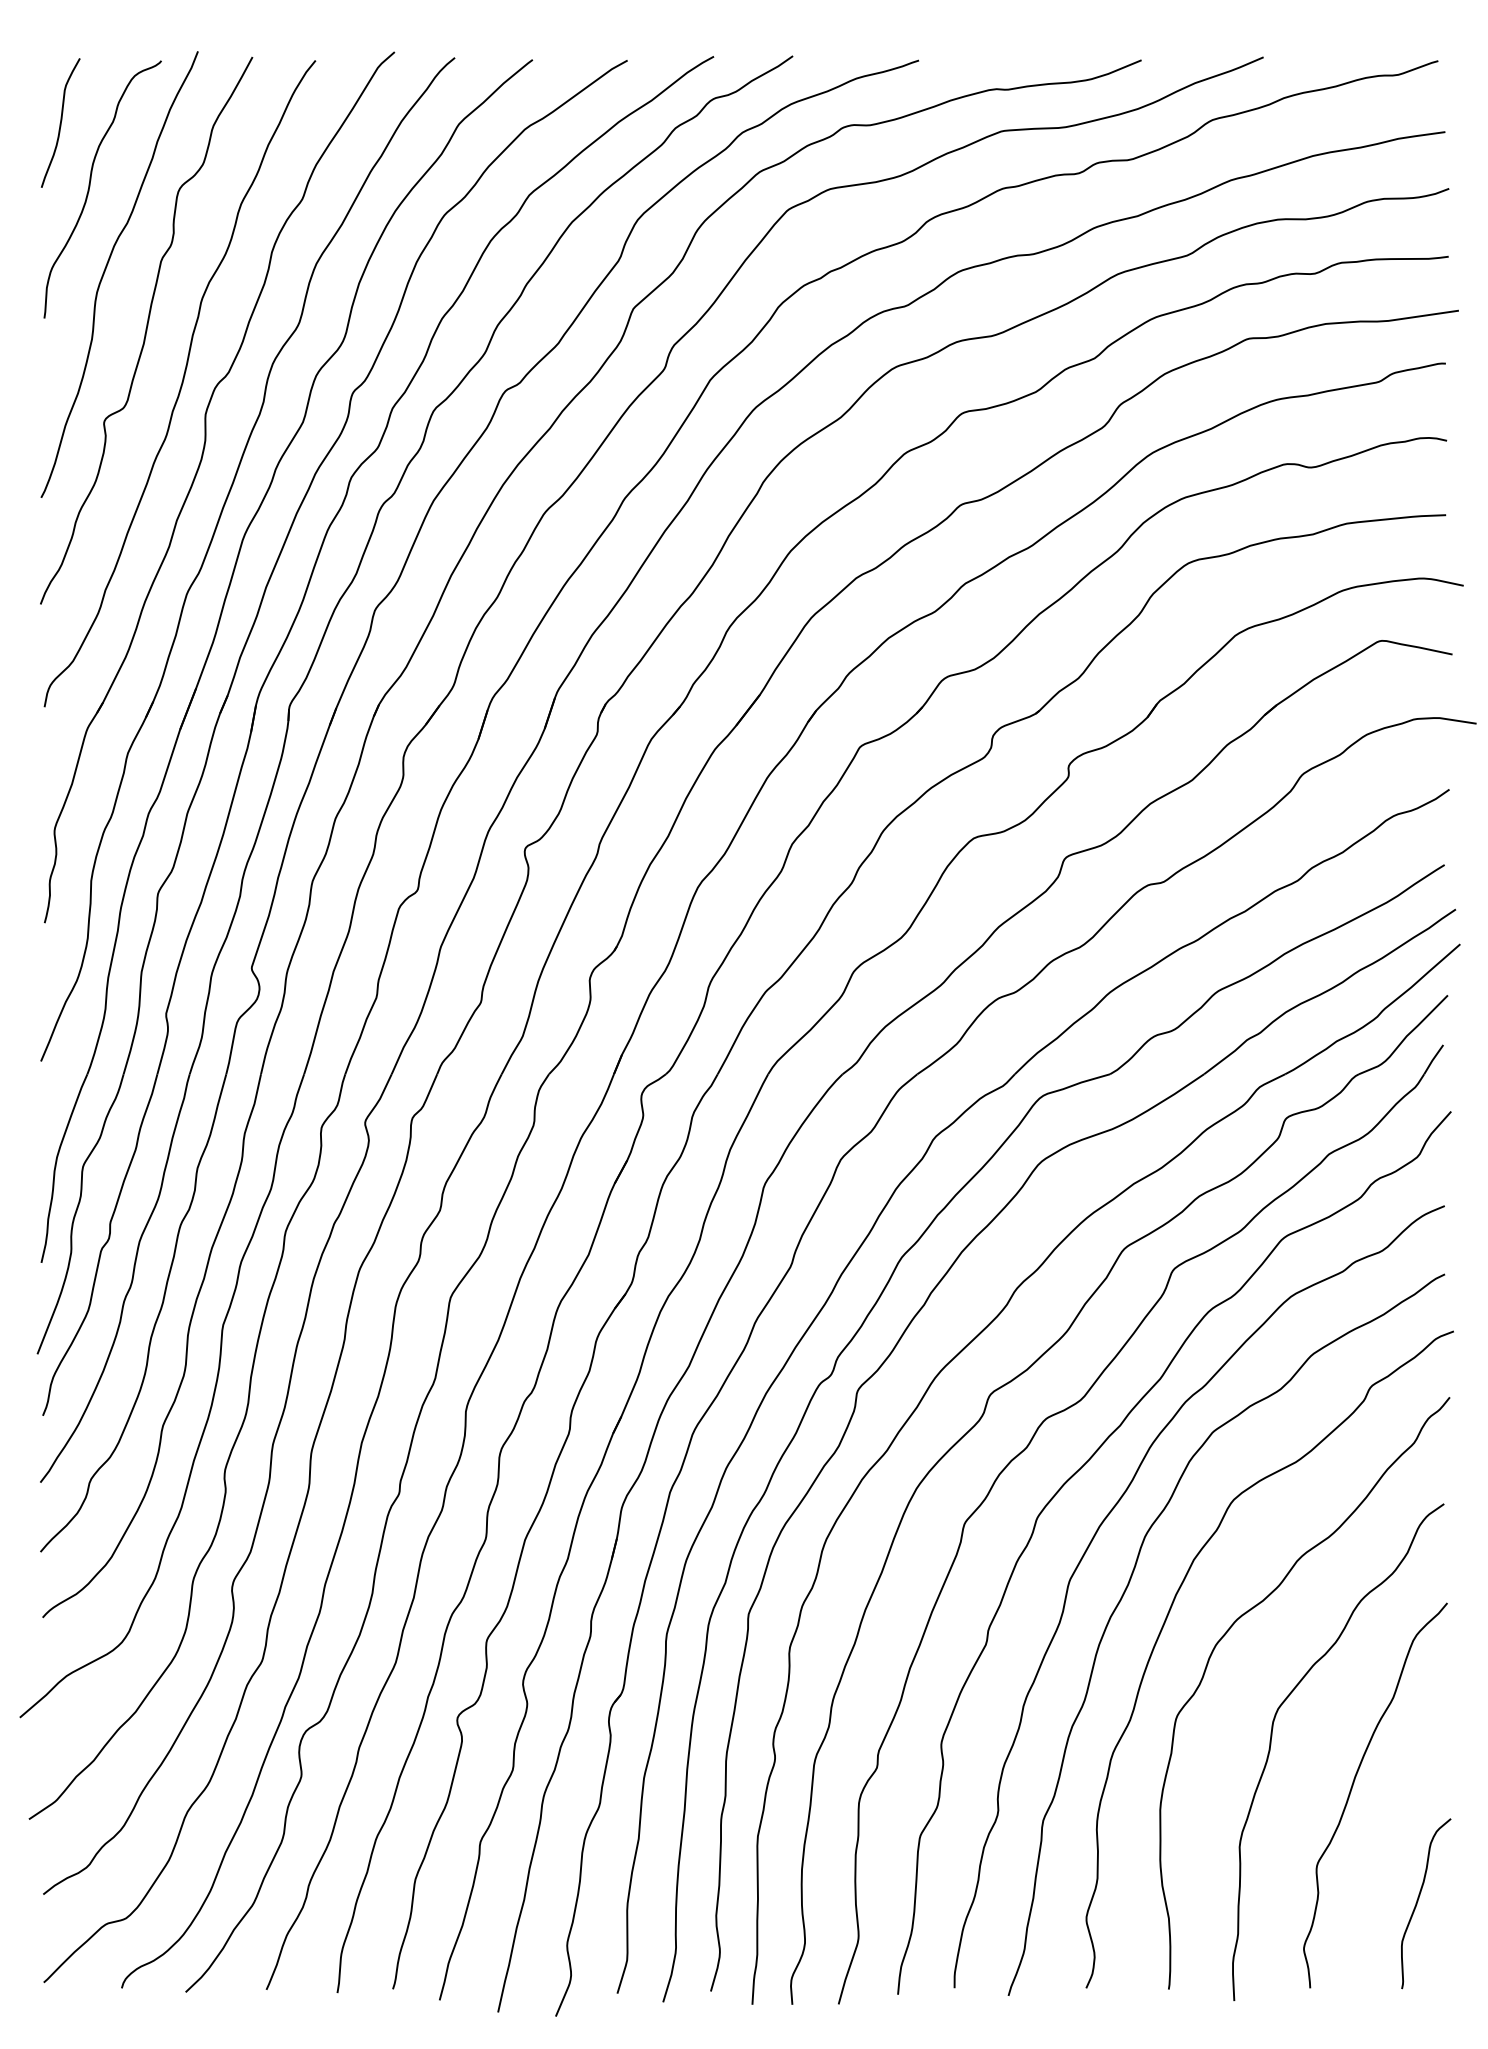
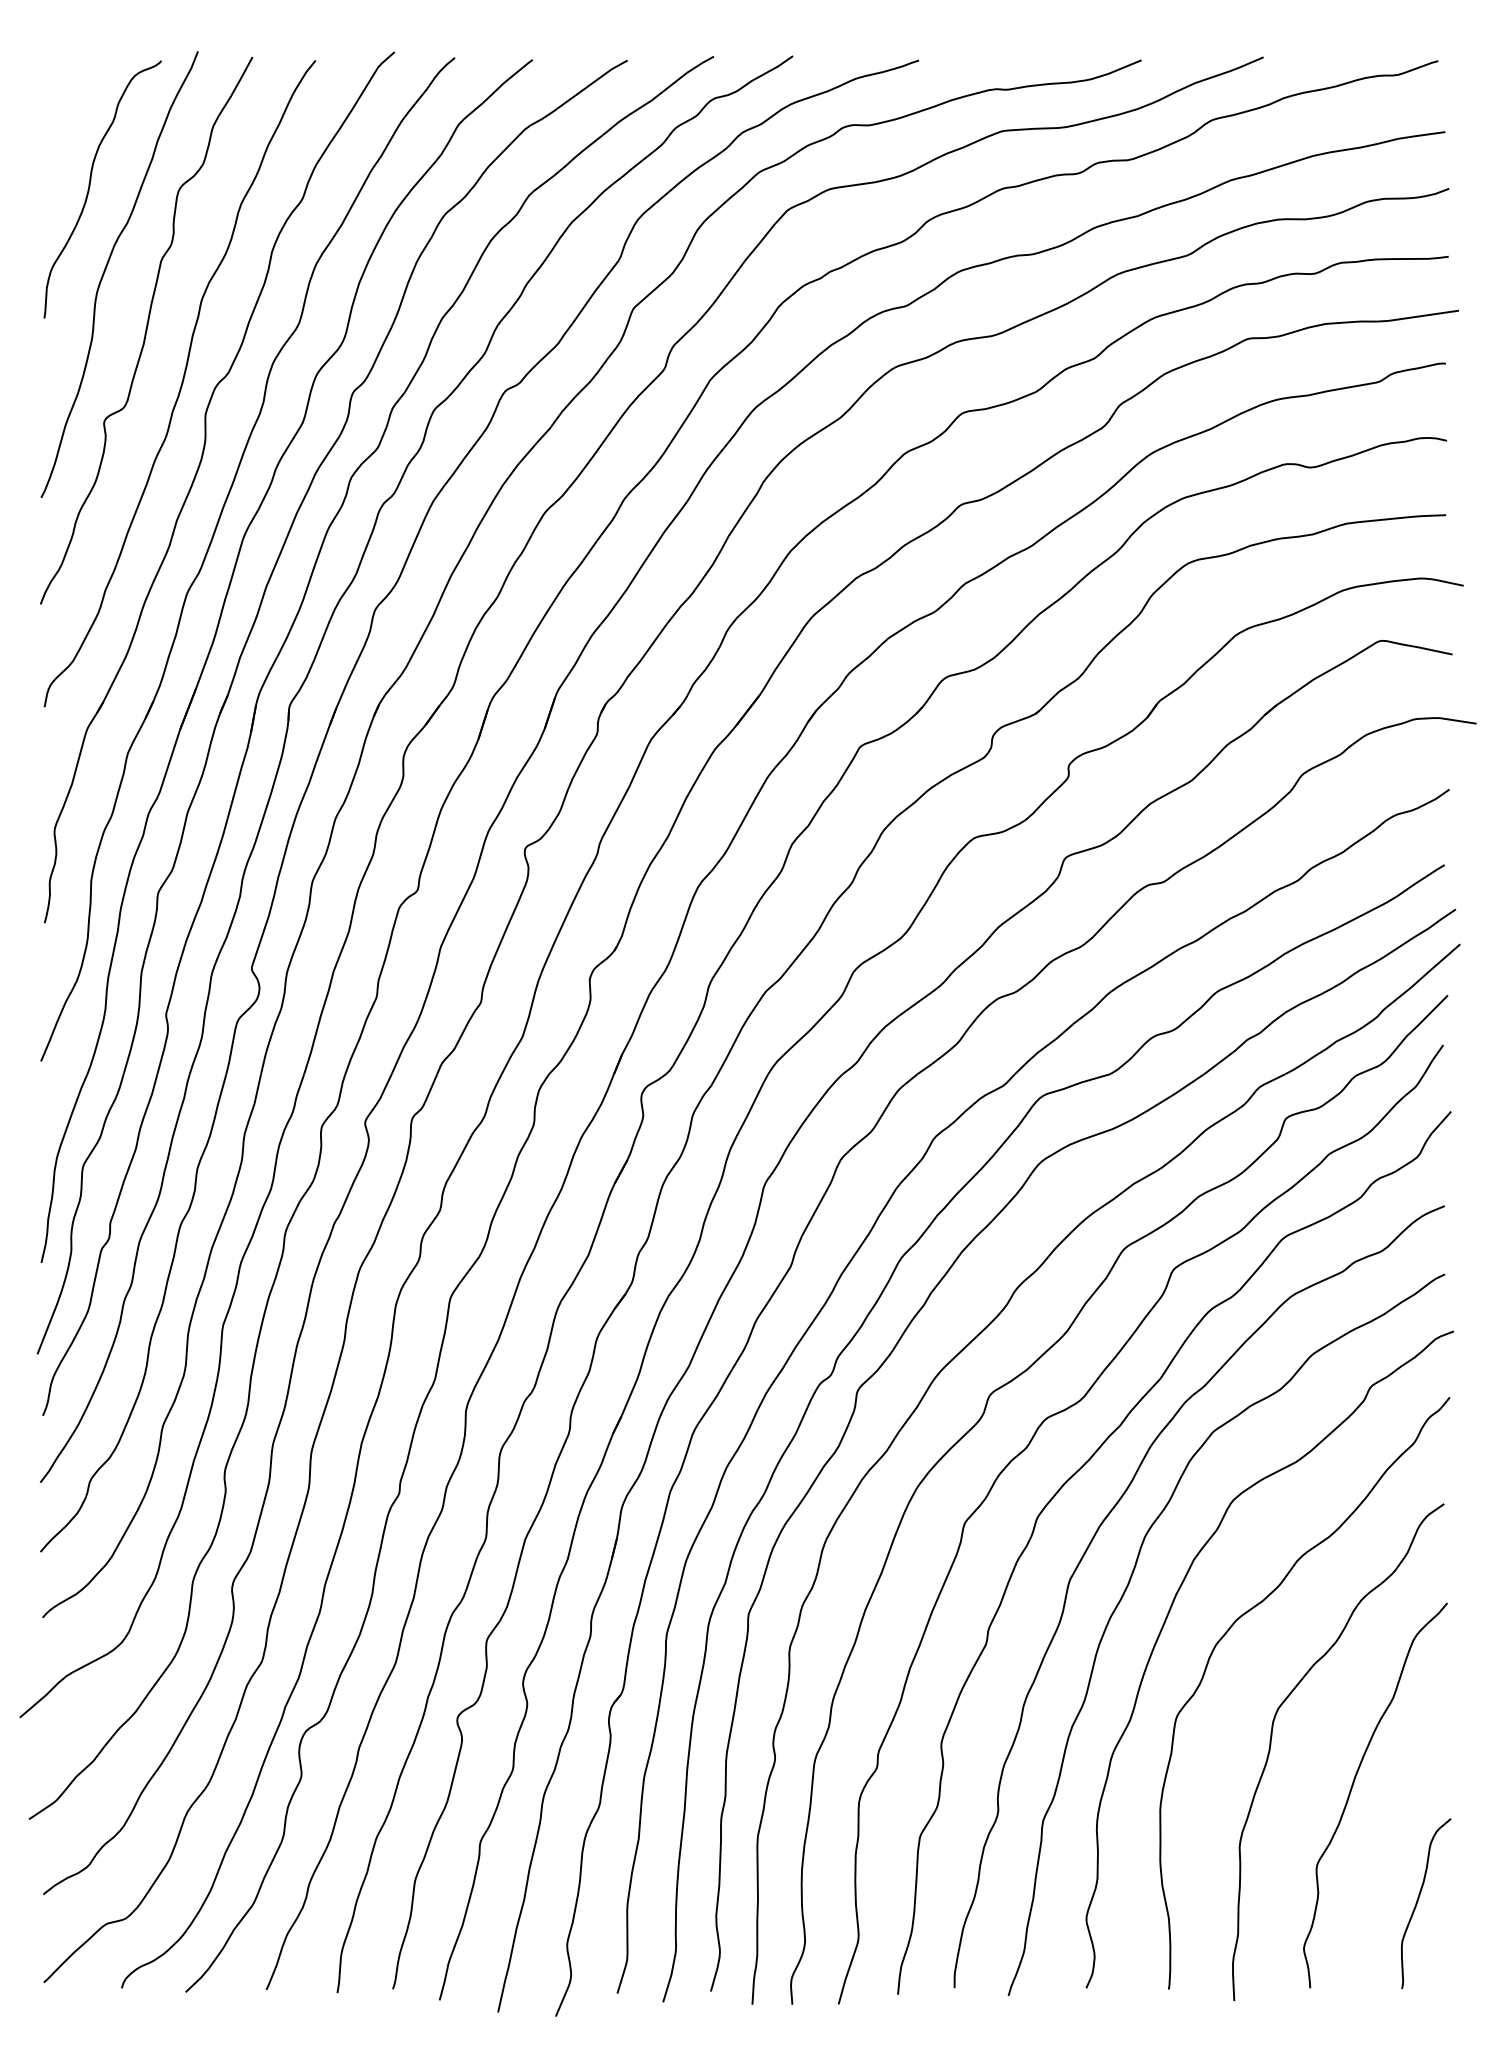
curve: present -> none (60, 122)
